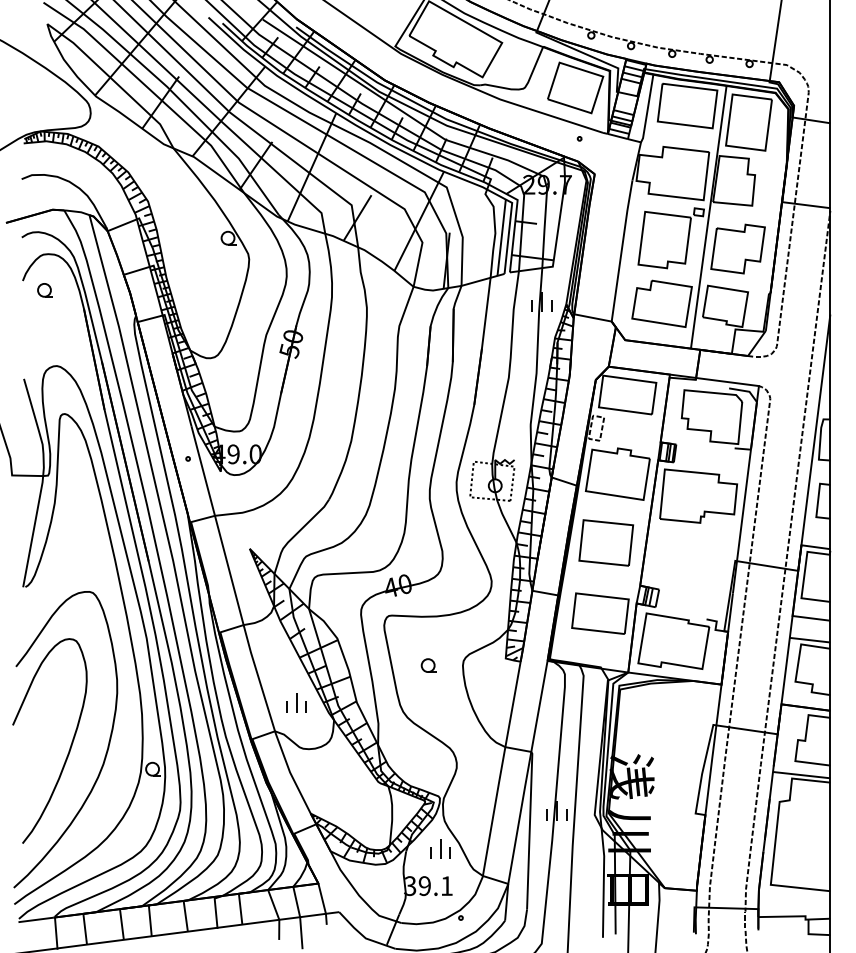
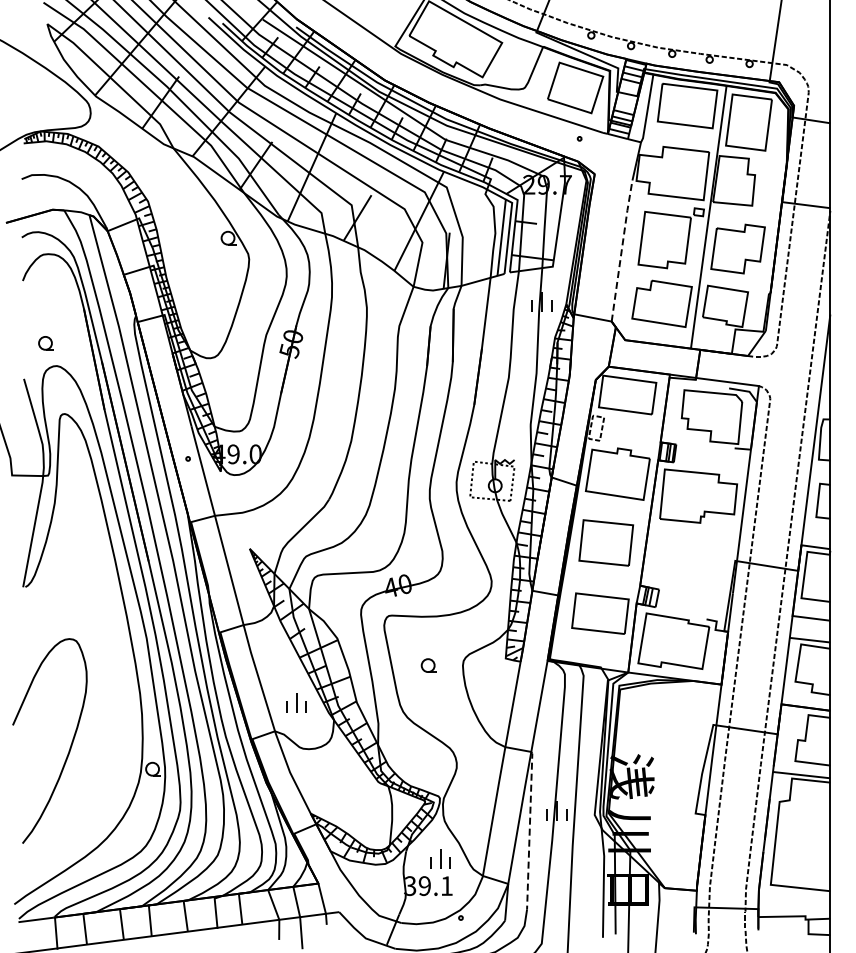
line: solid -> dashed (621, 249)
part position: (44, 290) -> (45, 343) (45, 343)
curve: present -> none (106, 749)
line: solid -> dashed (529, 829)
part position: (440, 848) -> (440, 858) (440, 858)
